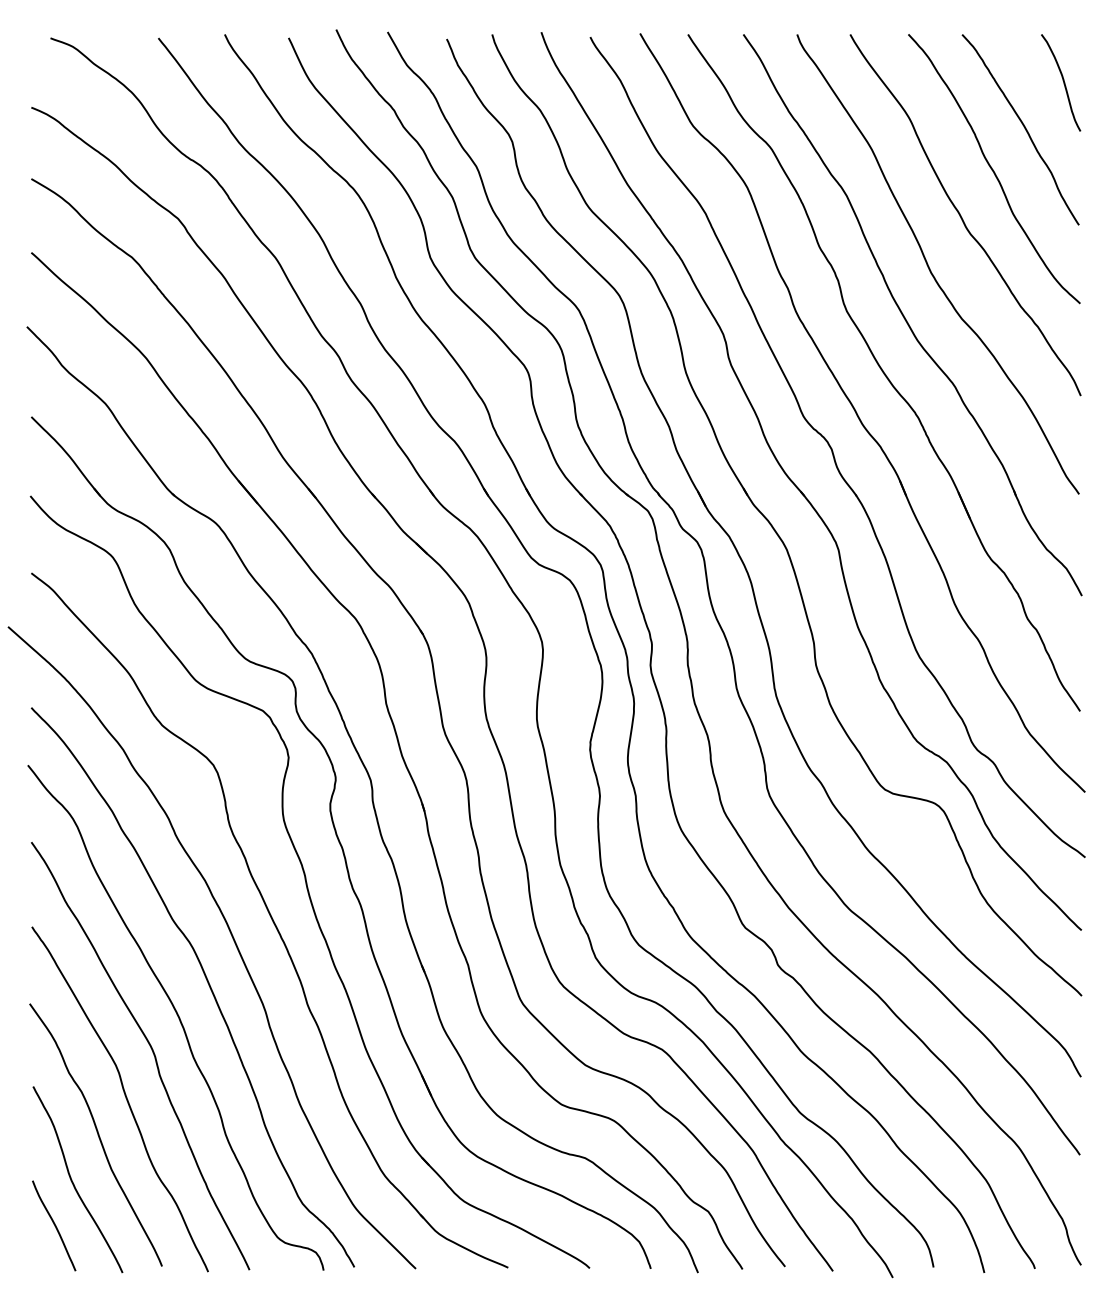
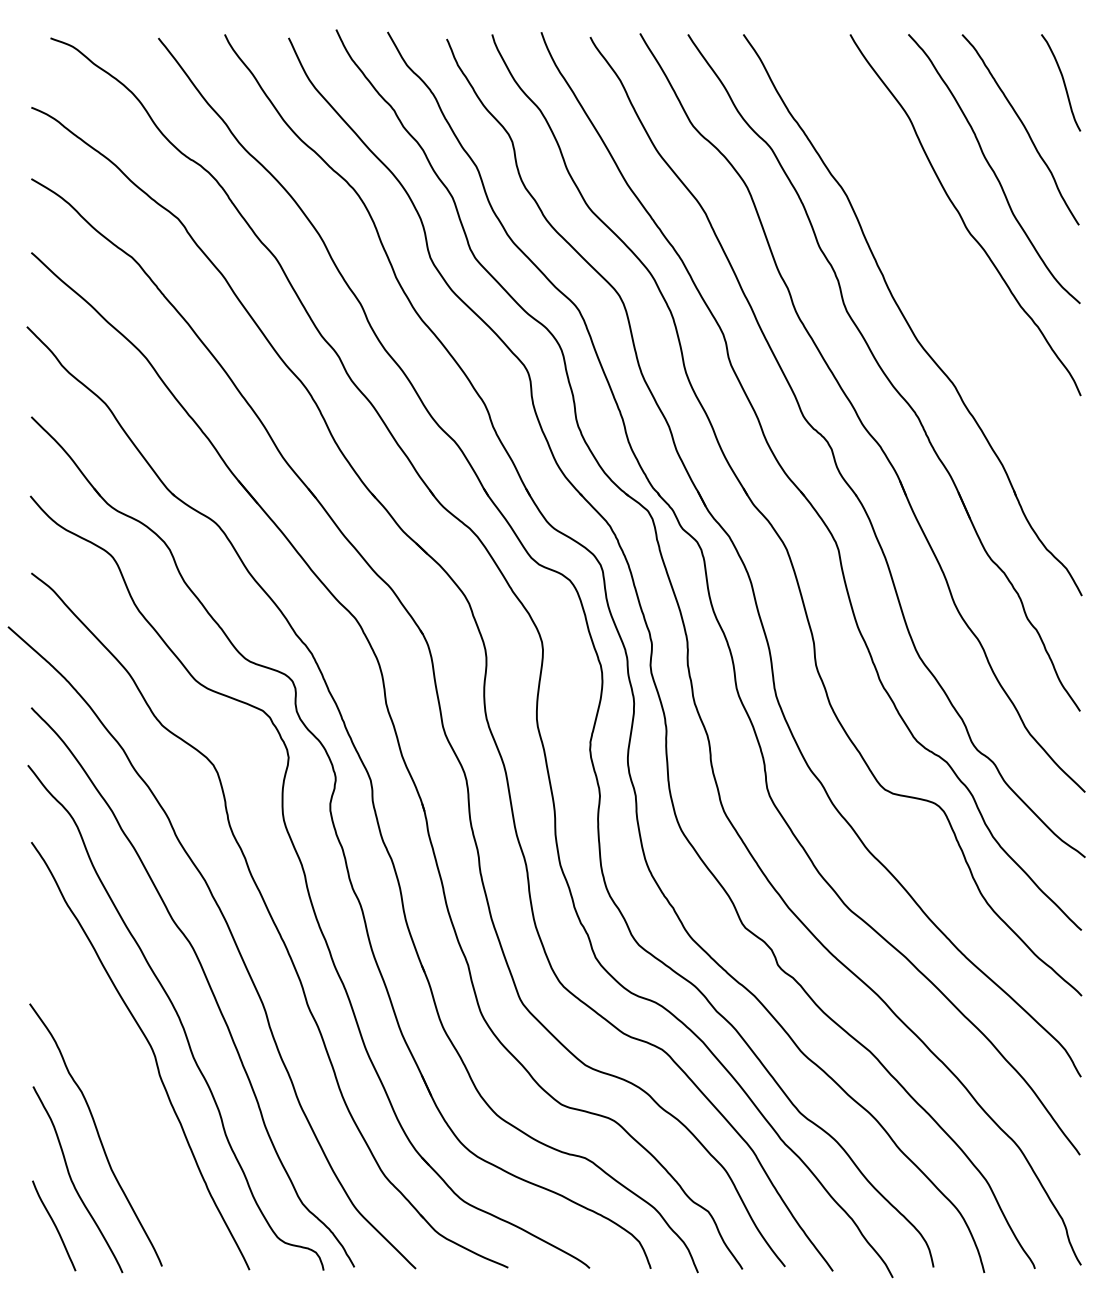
curve: present -> none (930, 268)
curve: present -> none (125, 1098)
